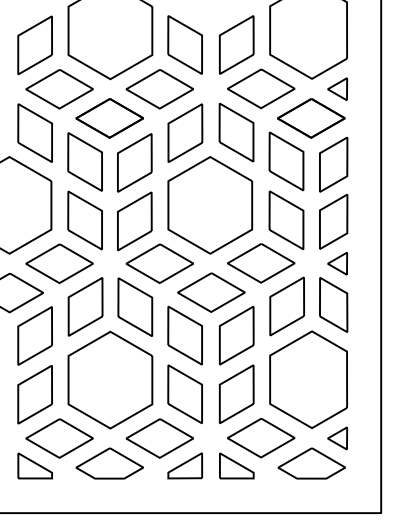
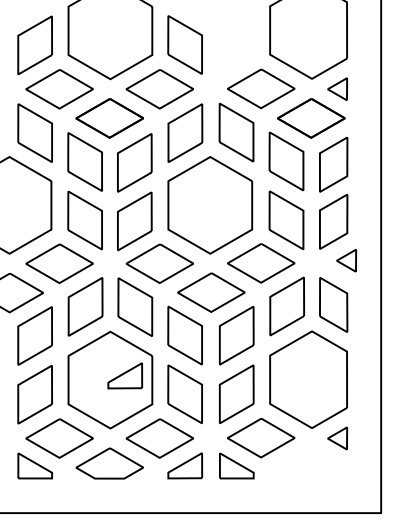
part: present -> none (236, 44)
part position: (337, 263) -> (346, 260) (346, 260)
part: none -> present (125, 375)
part: present -> none (311, 463)
